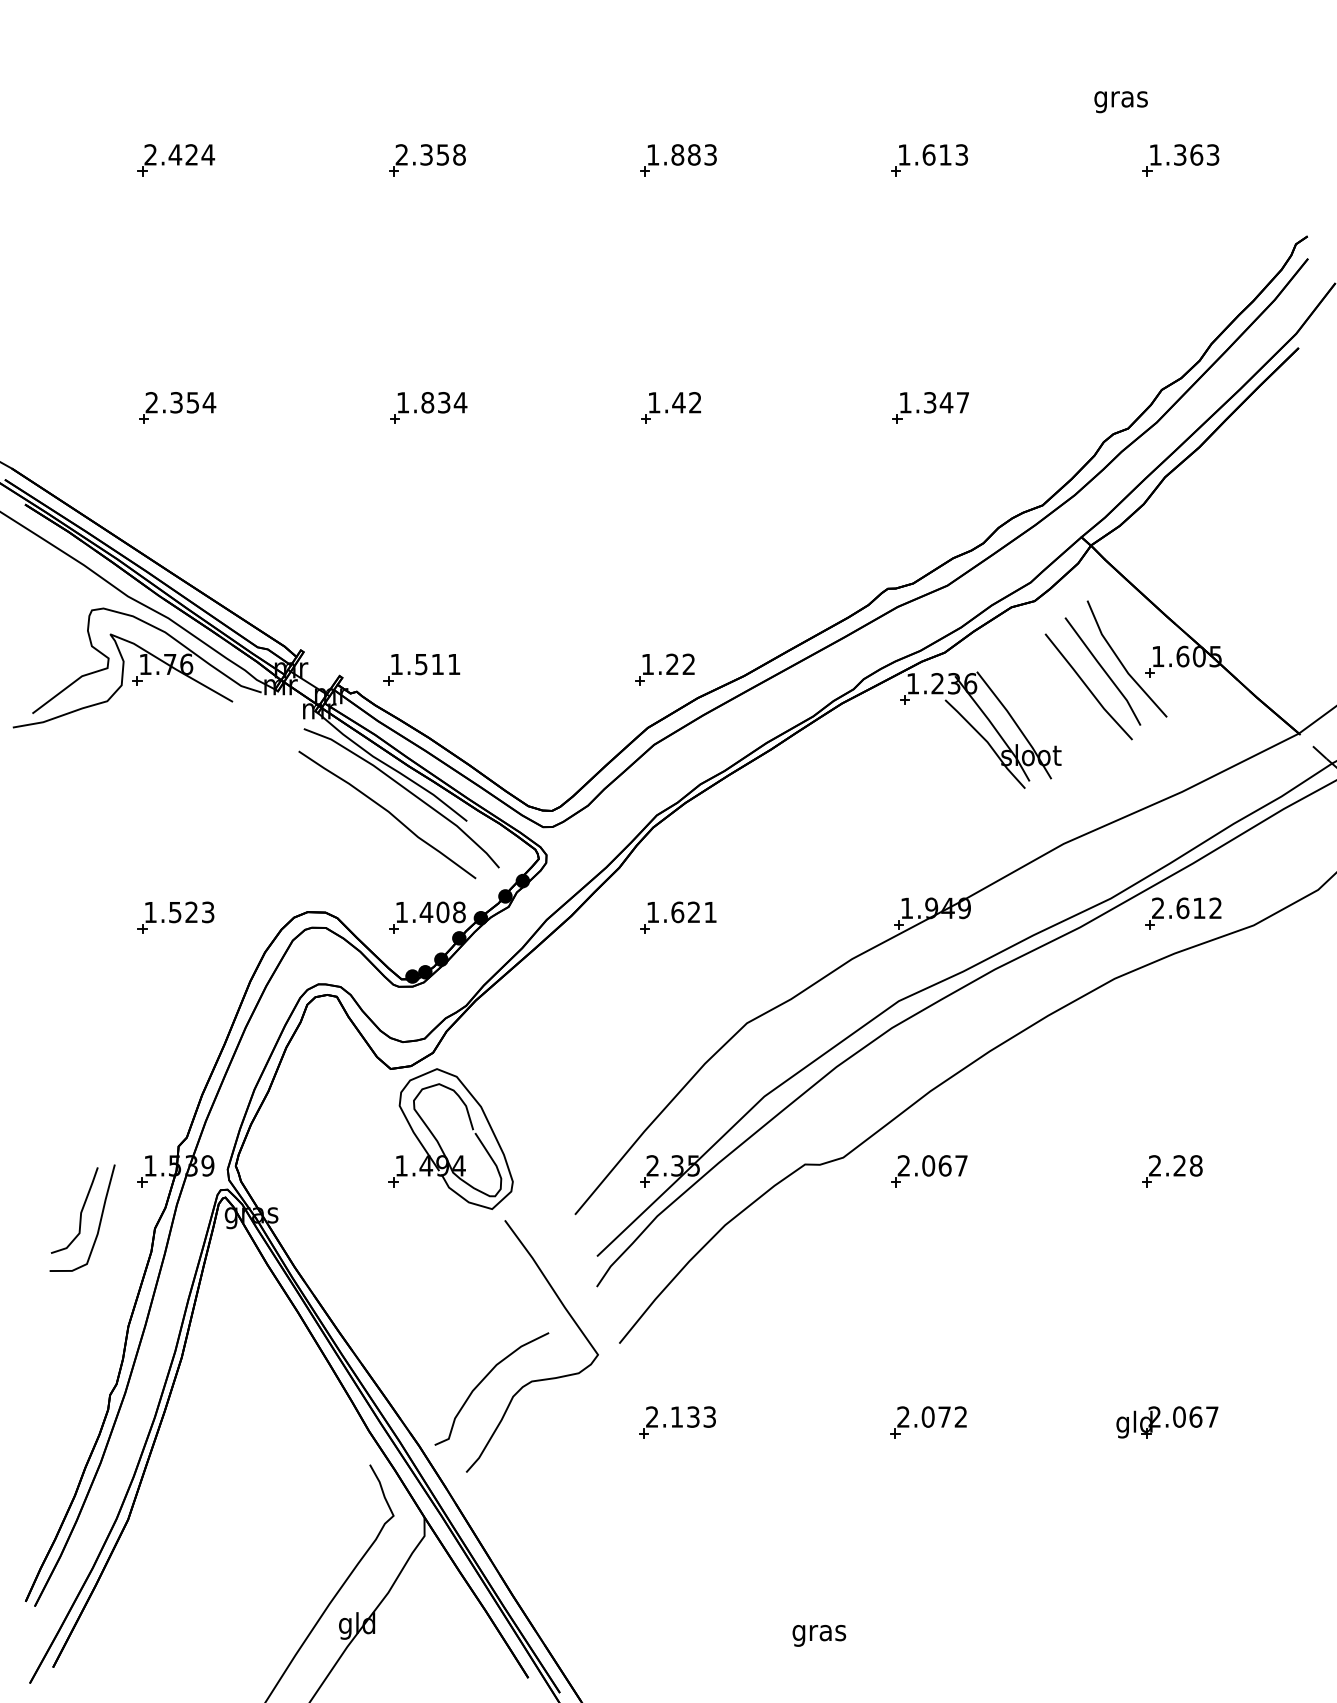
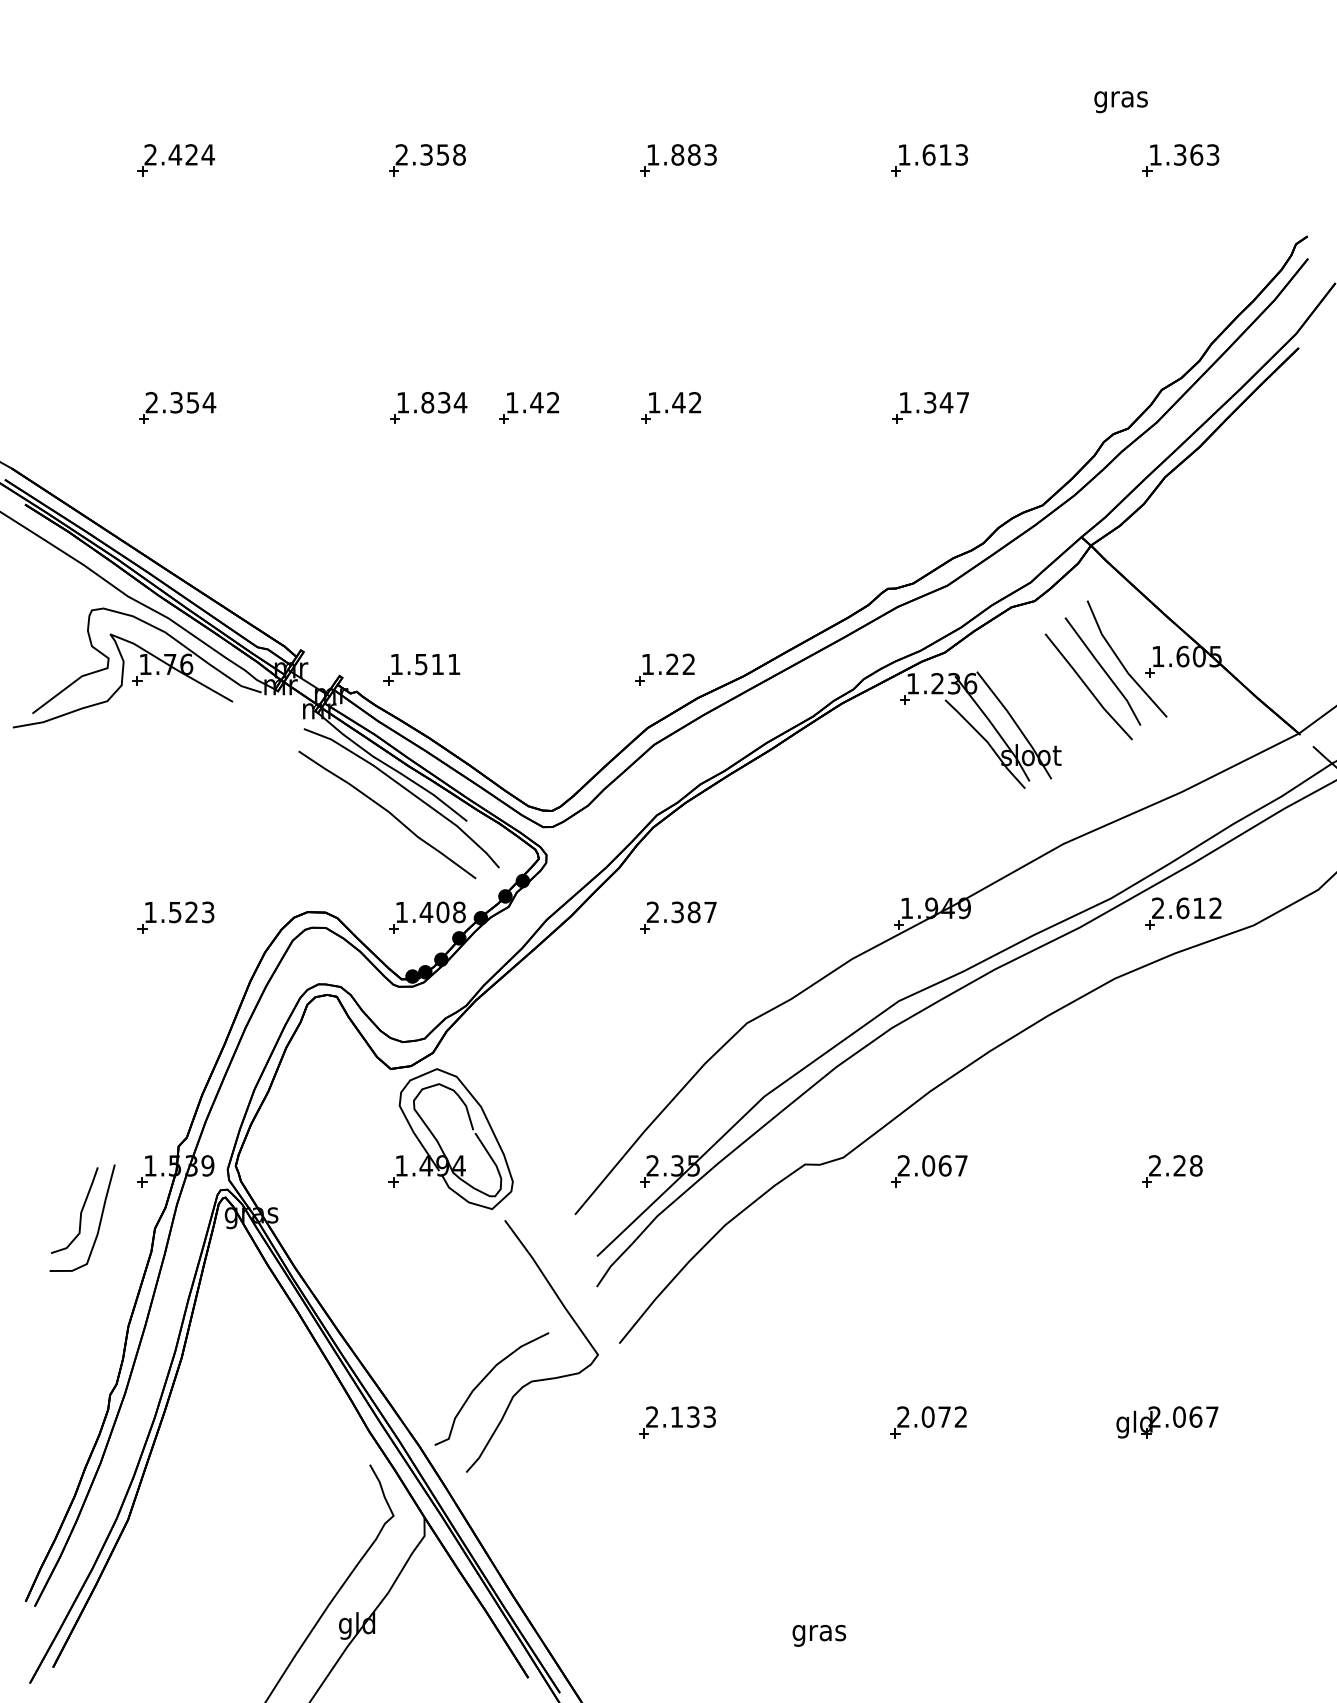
part: none -> present (528, 407)
text: 1.621 -> 2.387 (681, 912)
